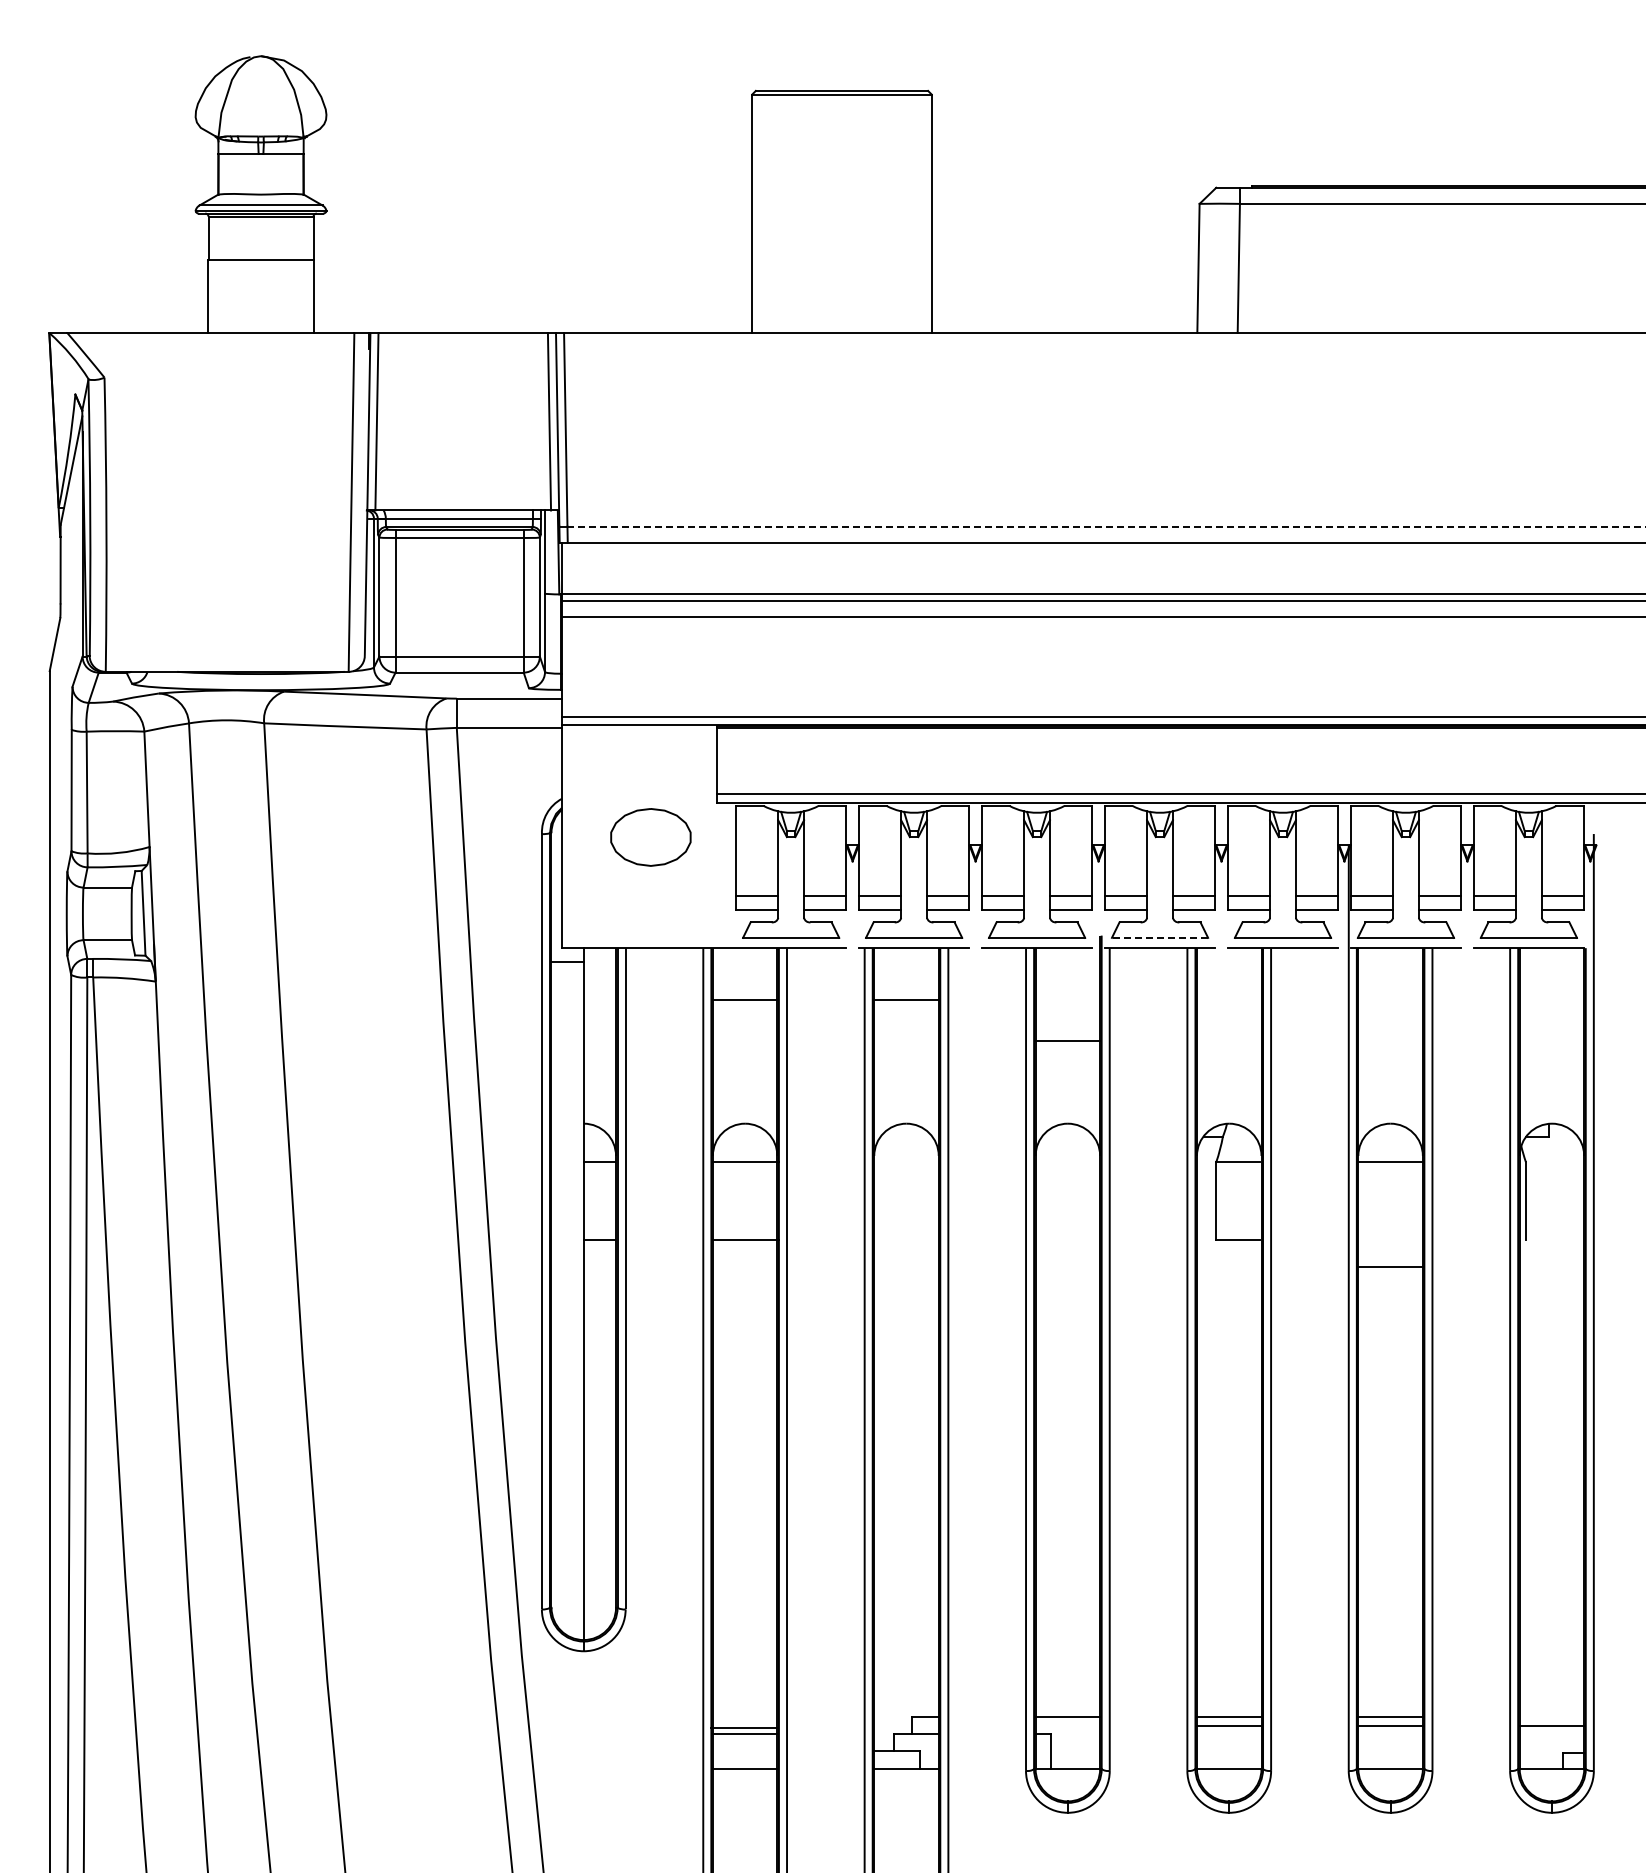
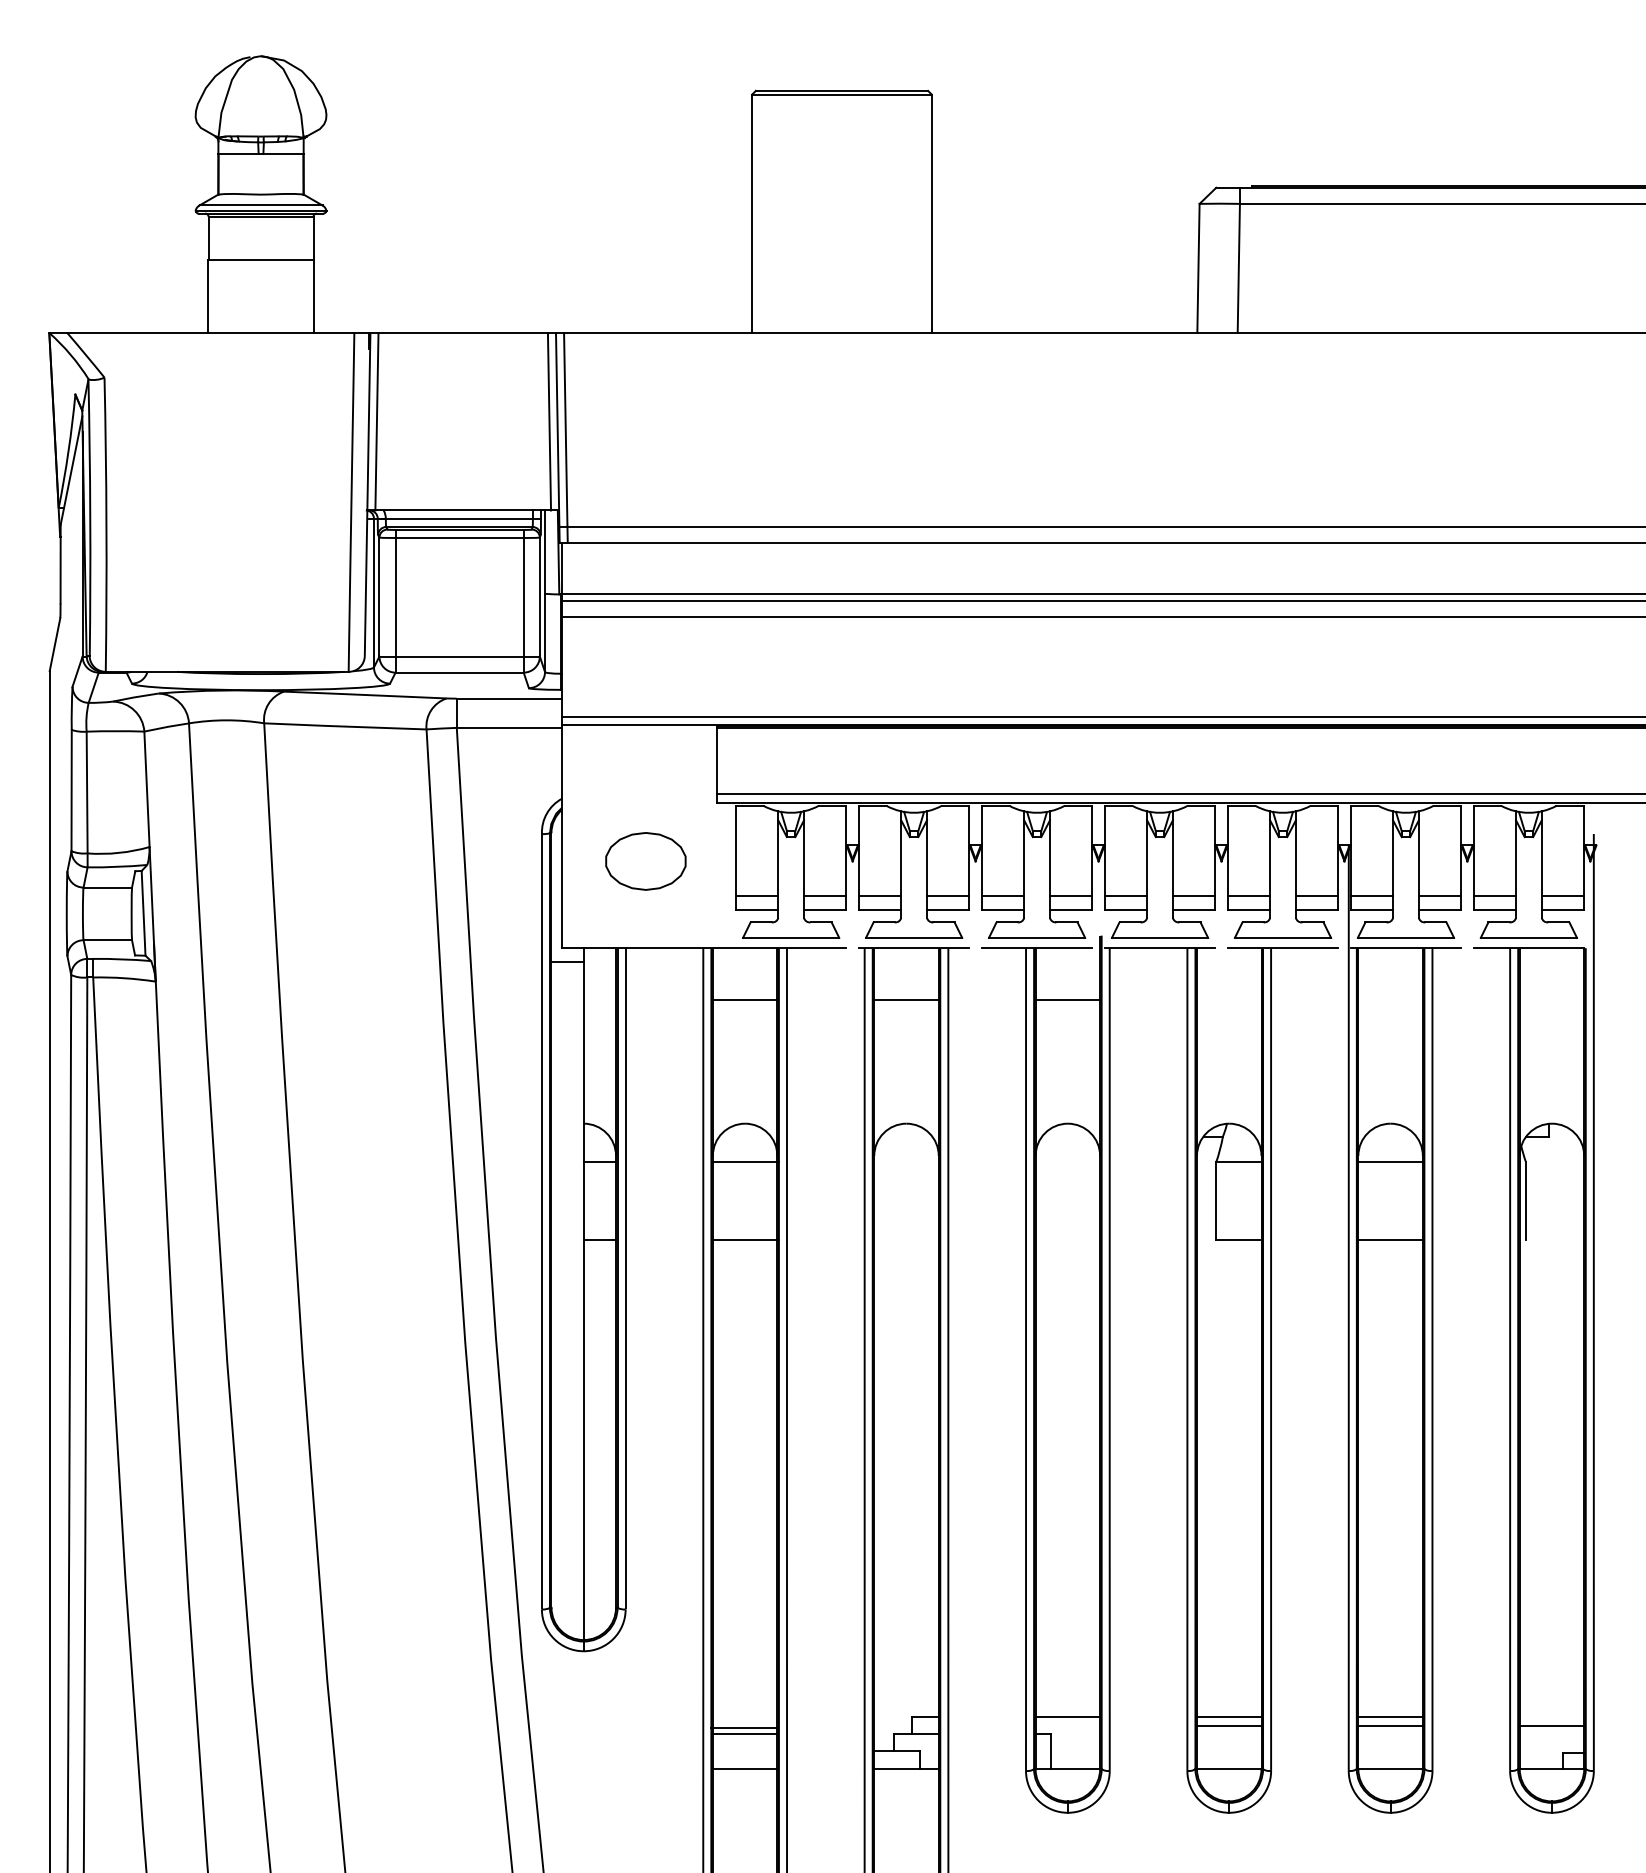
line: dashed -> solid (1106, 526)
part position: (650, 837) -> (645, 861) (645, 861)
line: dashed -> solid (1159, 937)
line position: (1067, 1040) -> (1067, 999) (1067, 999)
line position: (1390, 1266) -> (1390, 1239) (1390, 1239)
